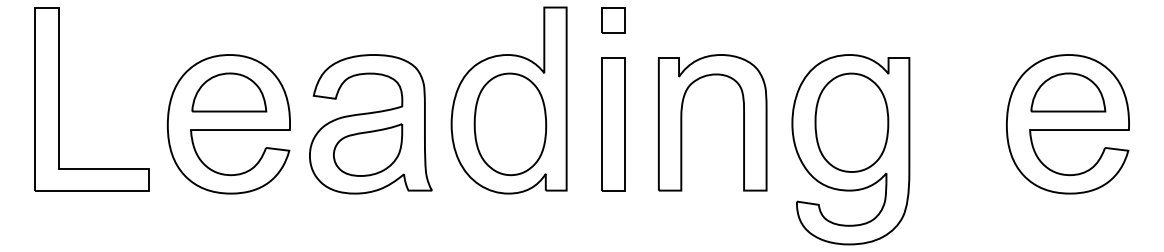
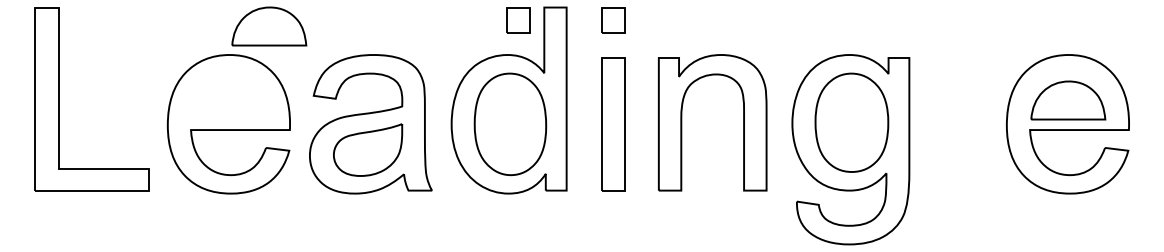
part: none -> present (518, 20)
part position: (229, 92) -> (269, 26) (269, 26)
part position: (1068, 92) -> (1068, 100) (1068, 100)
